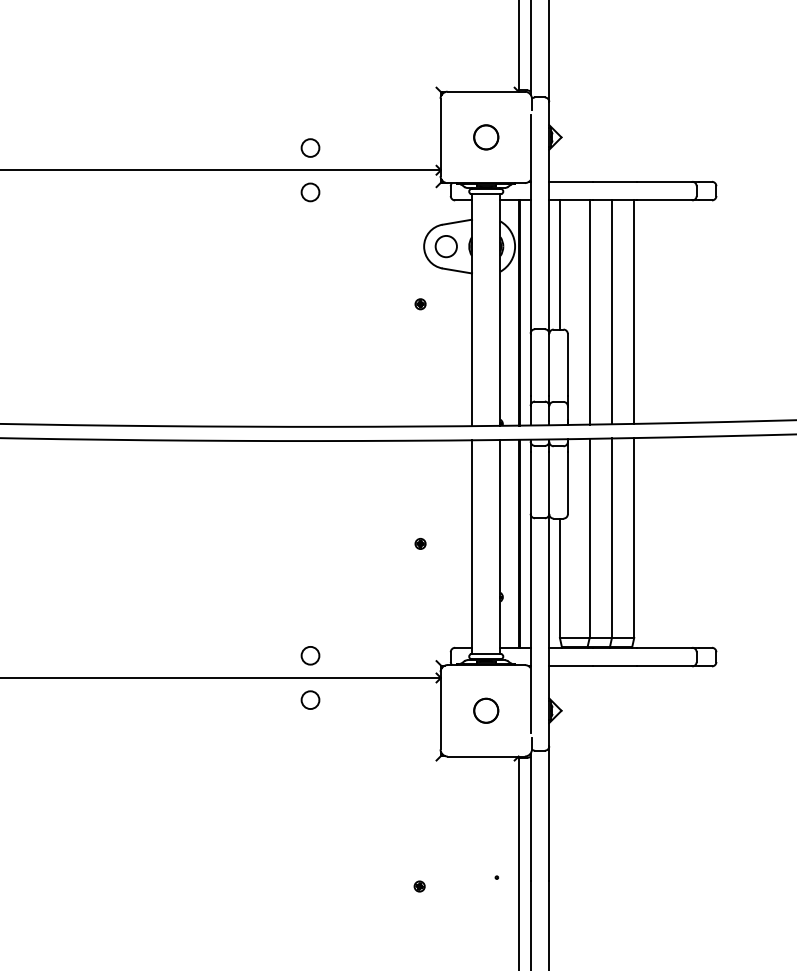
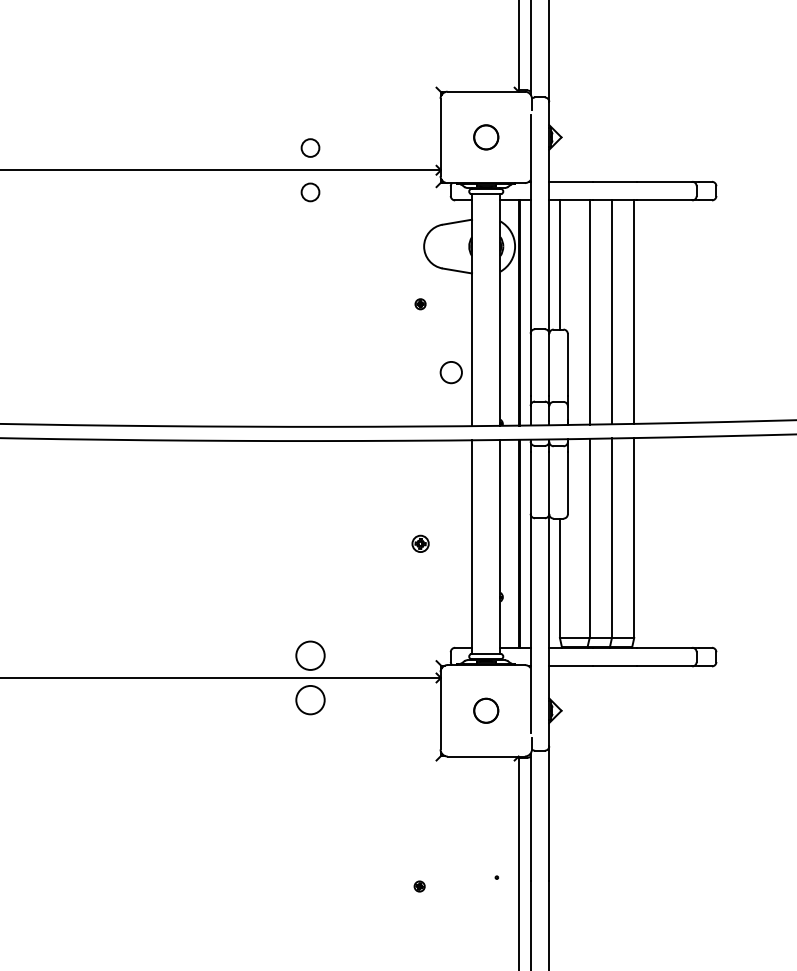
circle position: (445, 246) -> (450, 372) (450, 372)
part size: 13x12 px -> 19x19 px (420, 543)
circle diameter: 18 px -> 28 px (310, 655)
circle diameter: 18 px -> 28 px (310, 699)
